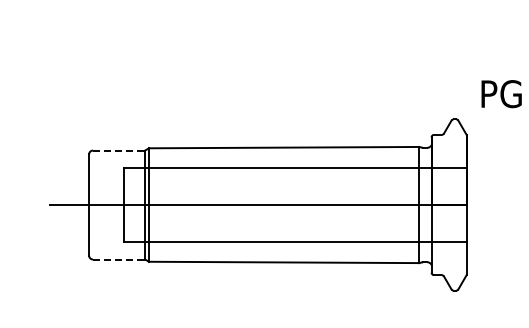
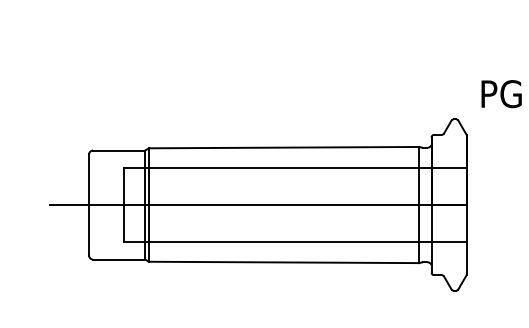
line: dashed -> solid (119, 150)
line: dashed -> solid (119, 259)
